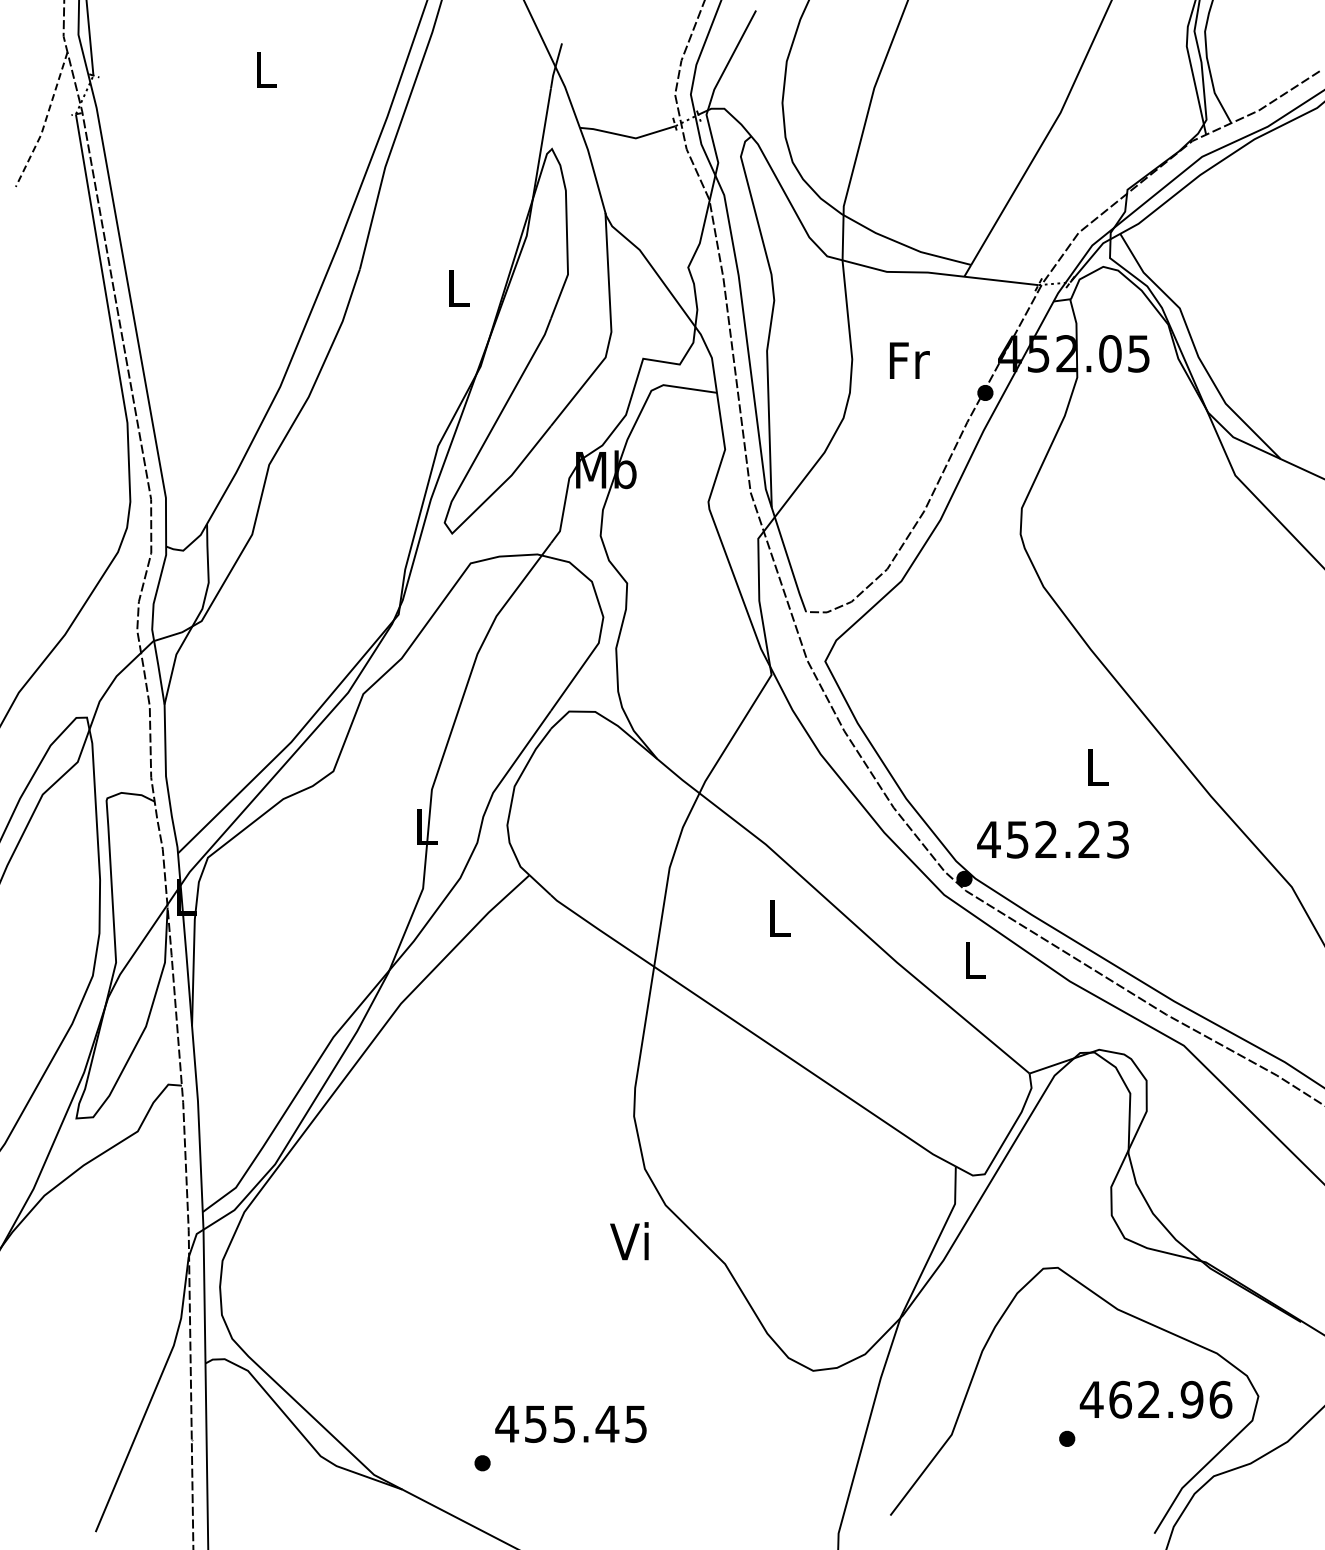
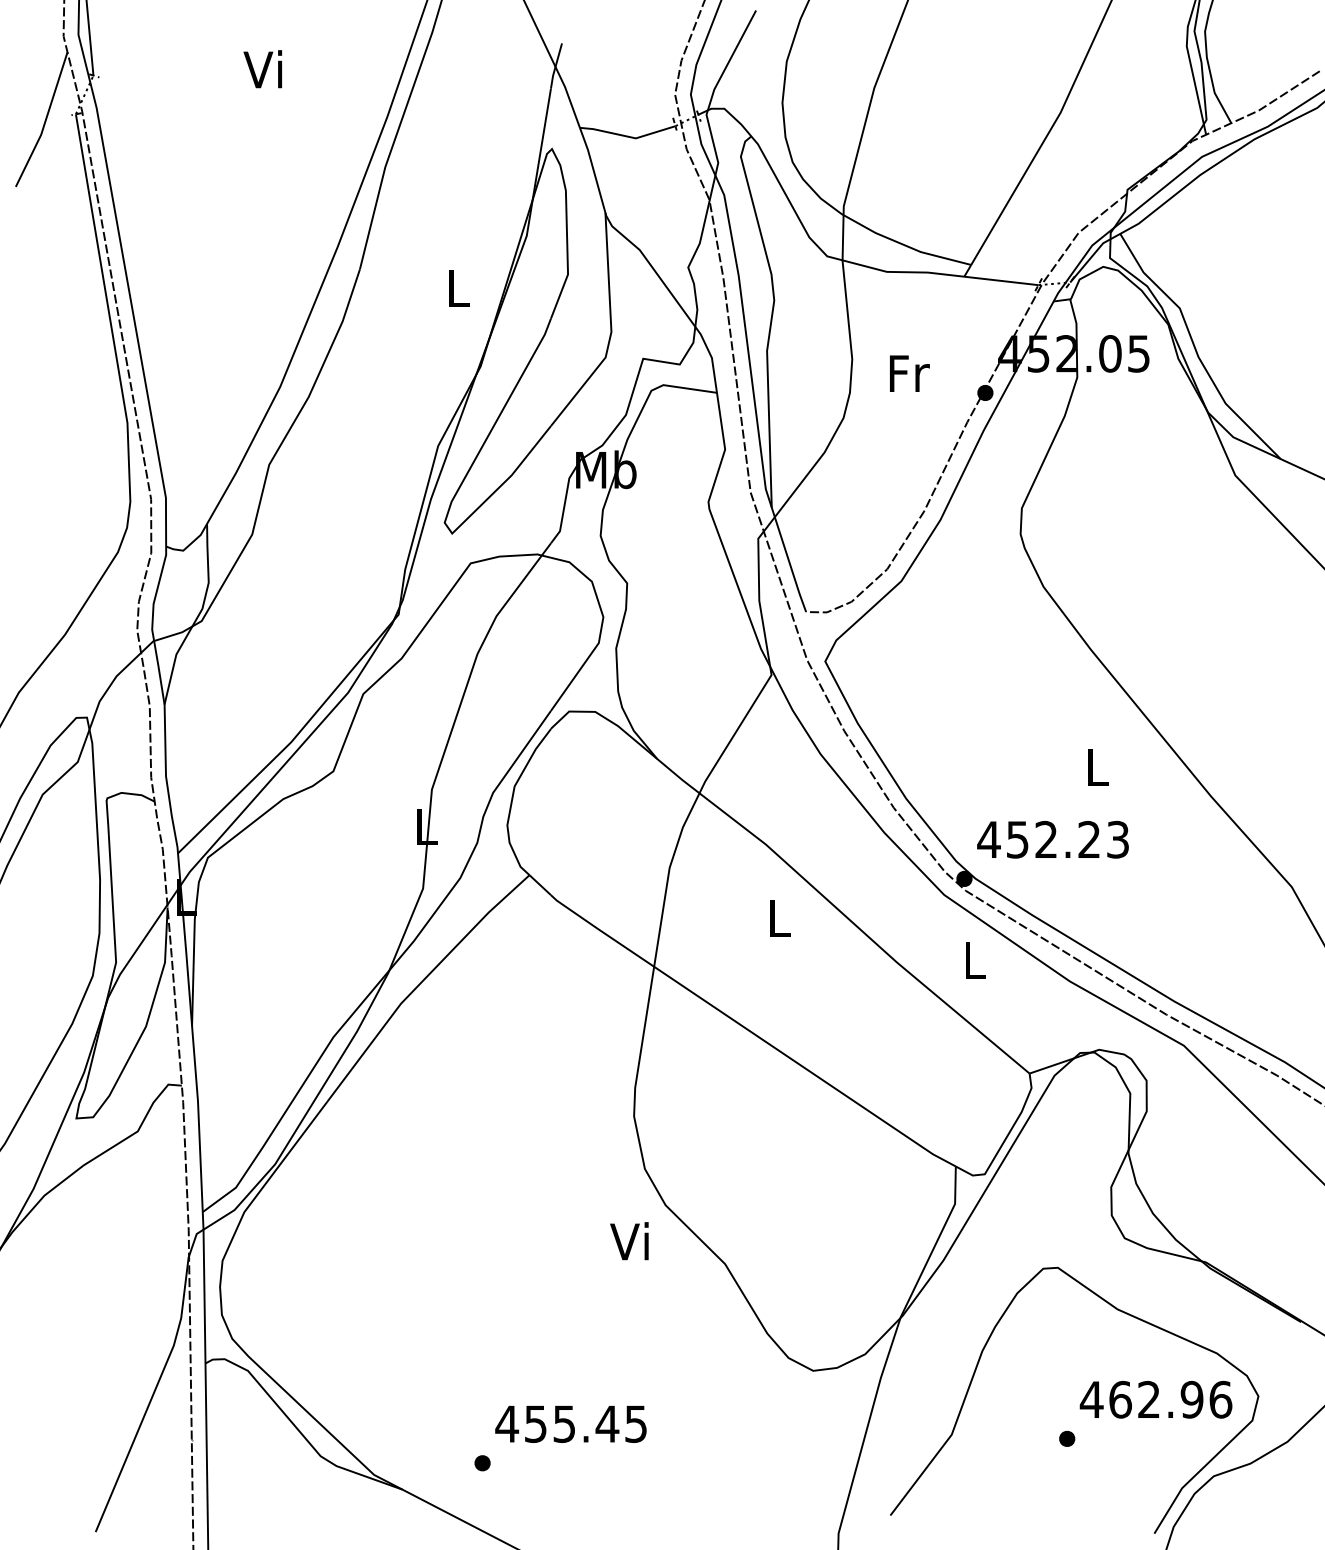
text: L -> Vi (262, 69)
line: dashed -> solid (45, 121)
text position: (909, 360) -> (909, 373) (909, 373)
